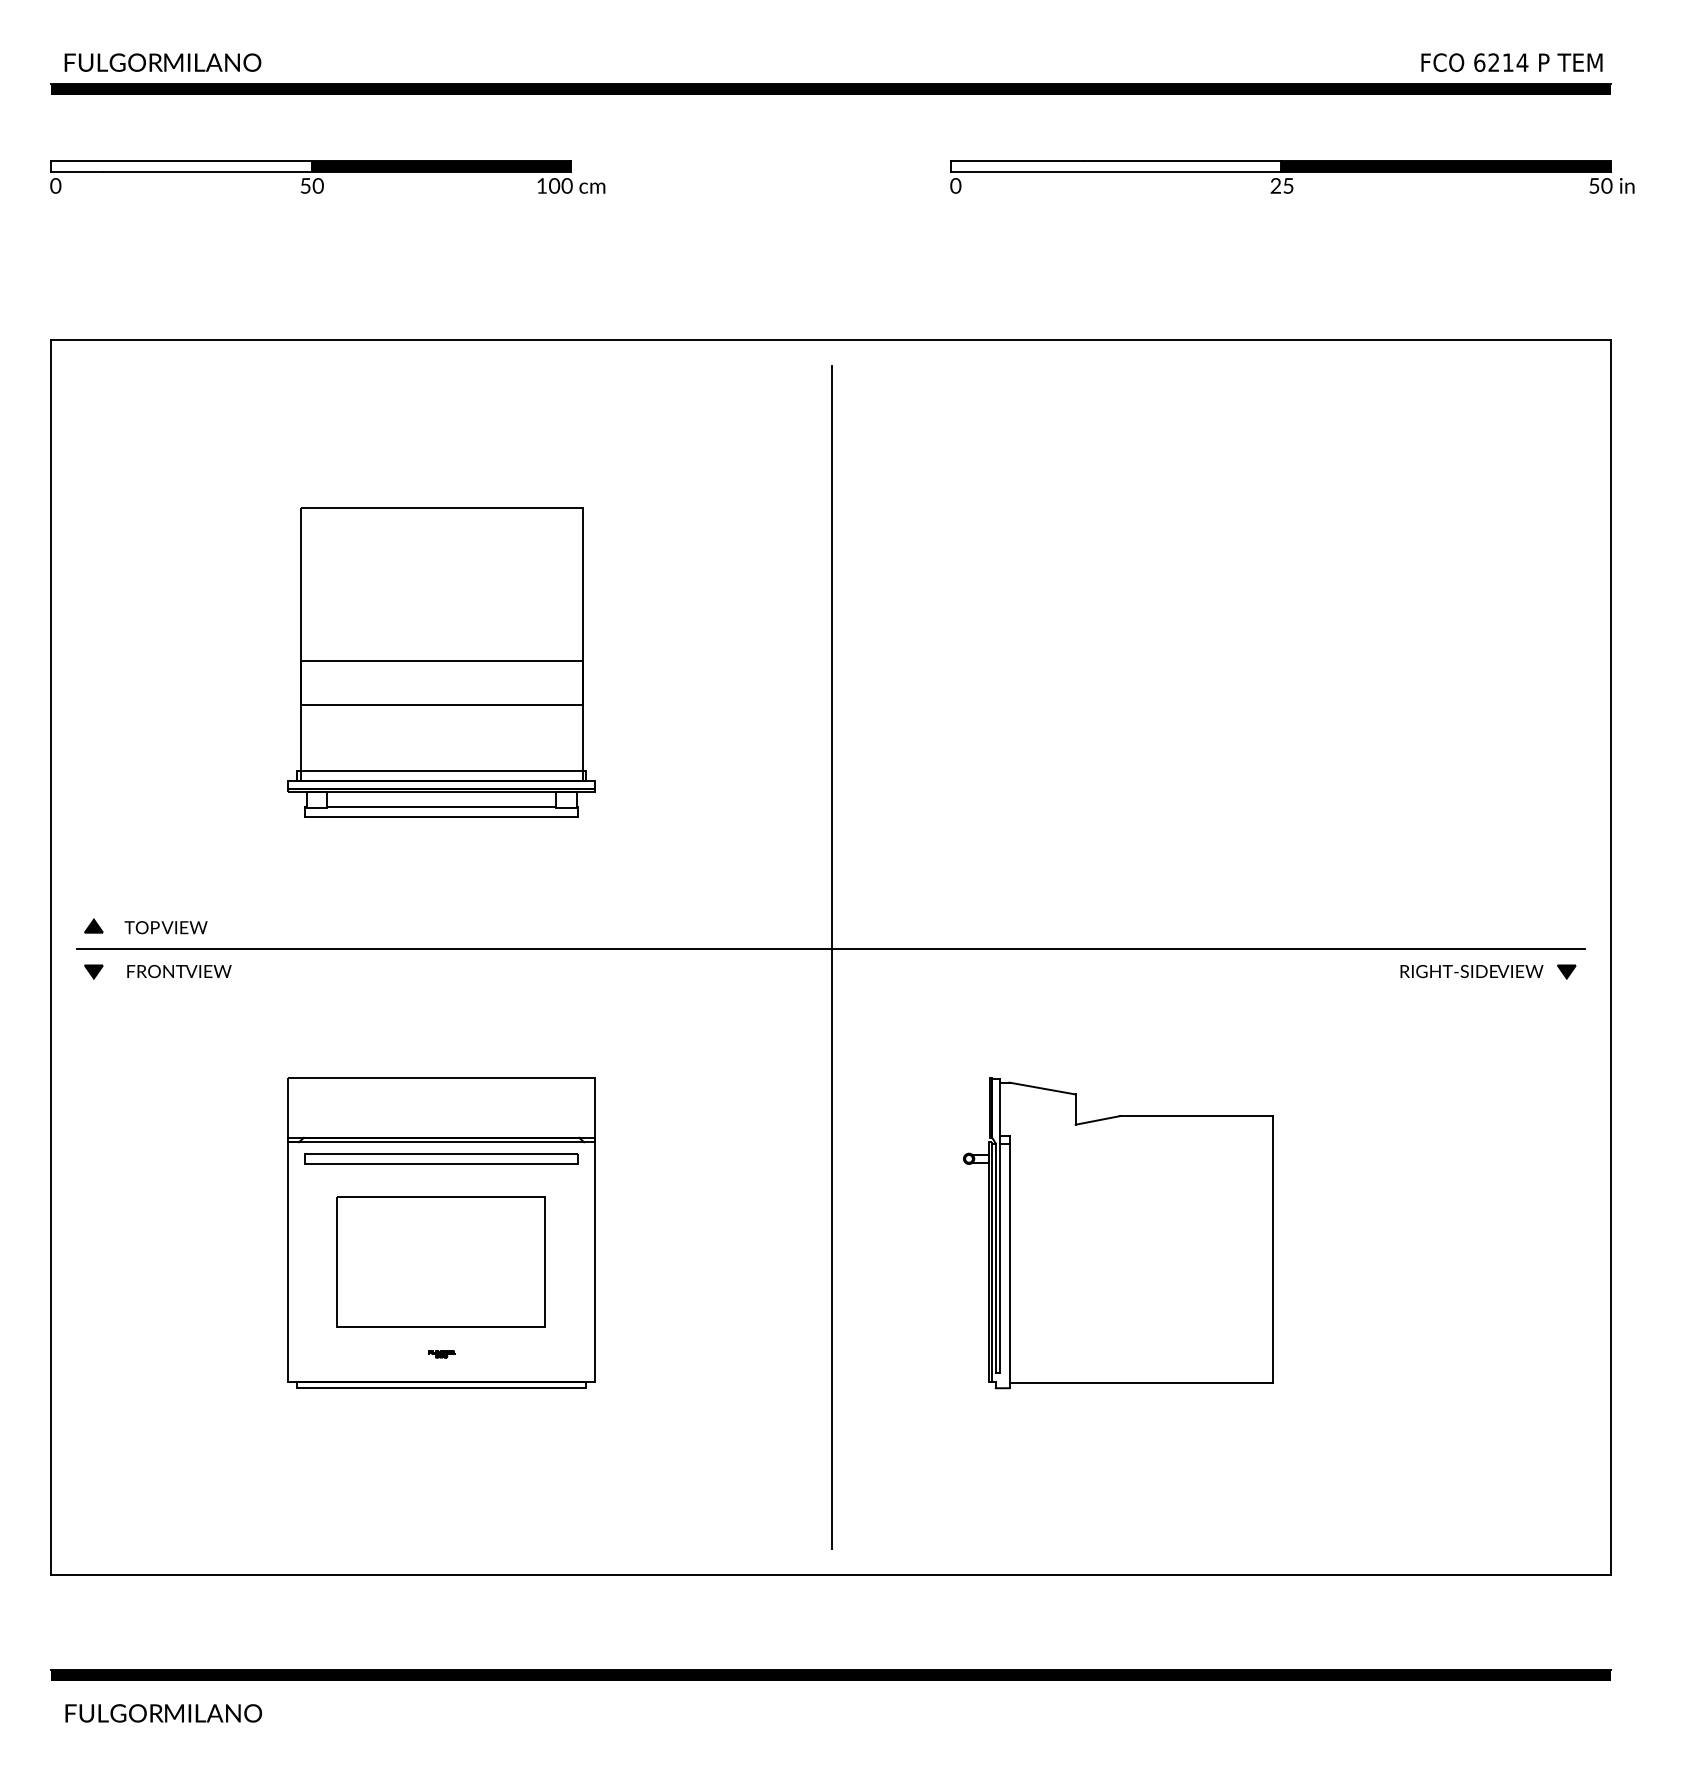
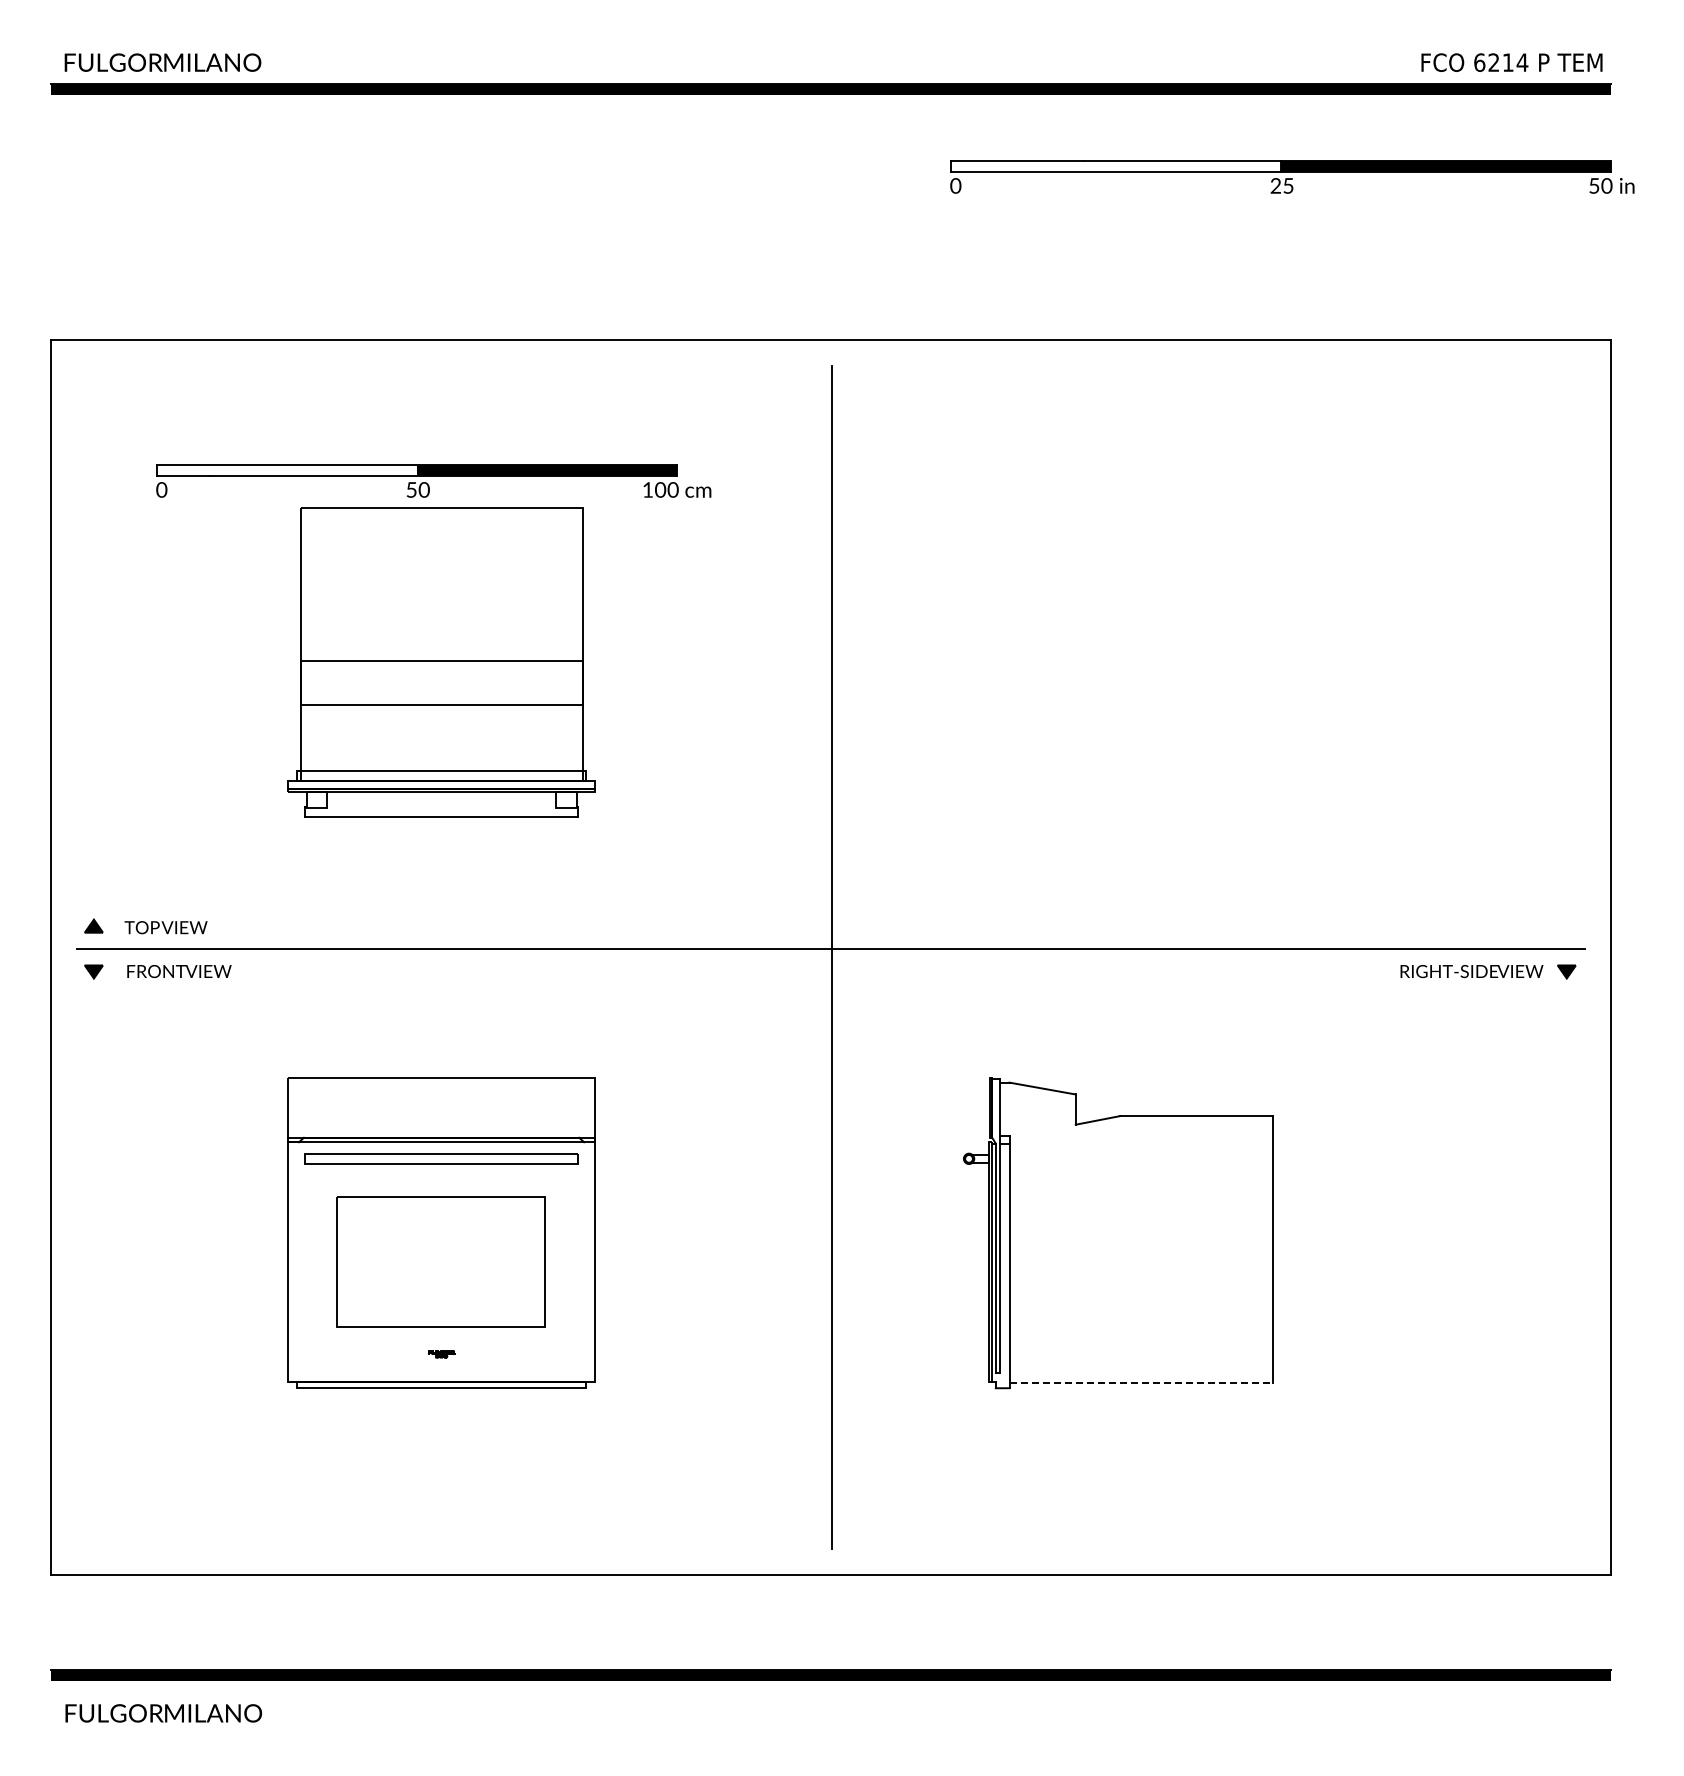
part position: (327, 176) -> (433, 480) (433, 480)
line: present -> none (441, 806)
line: solid -> dashed (1141, 1382)
